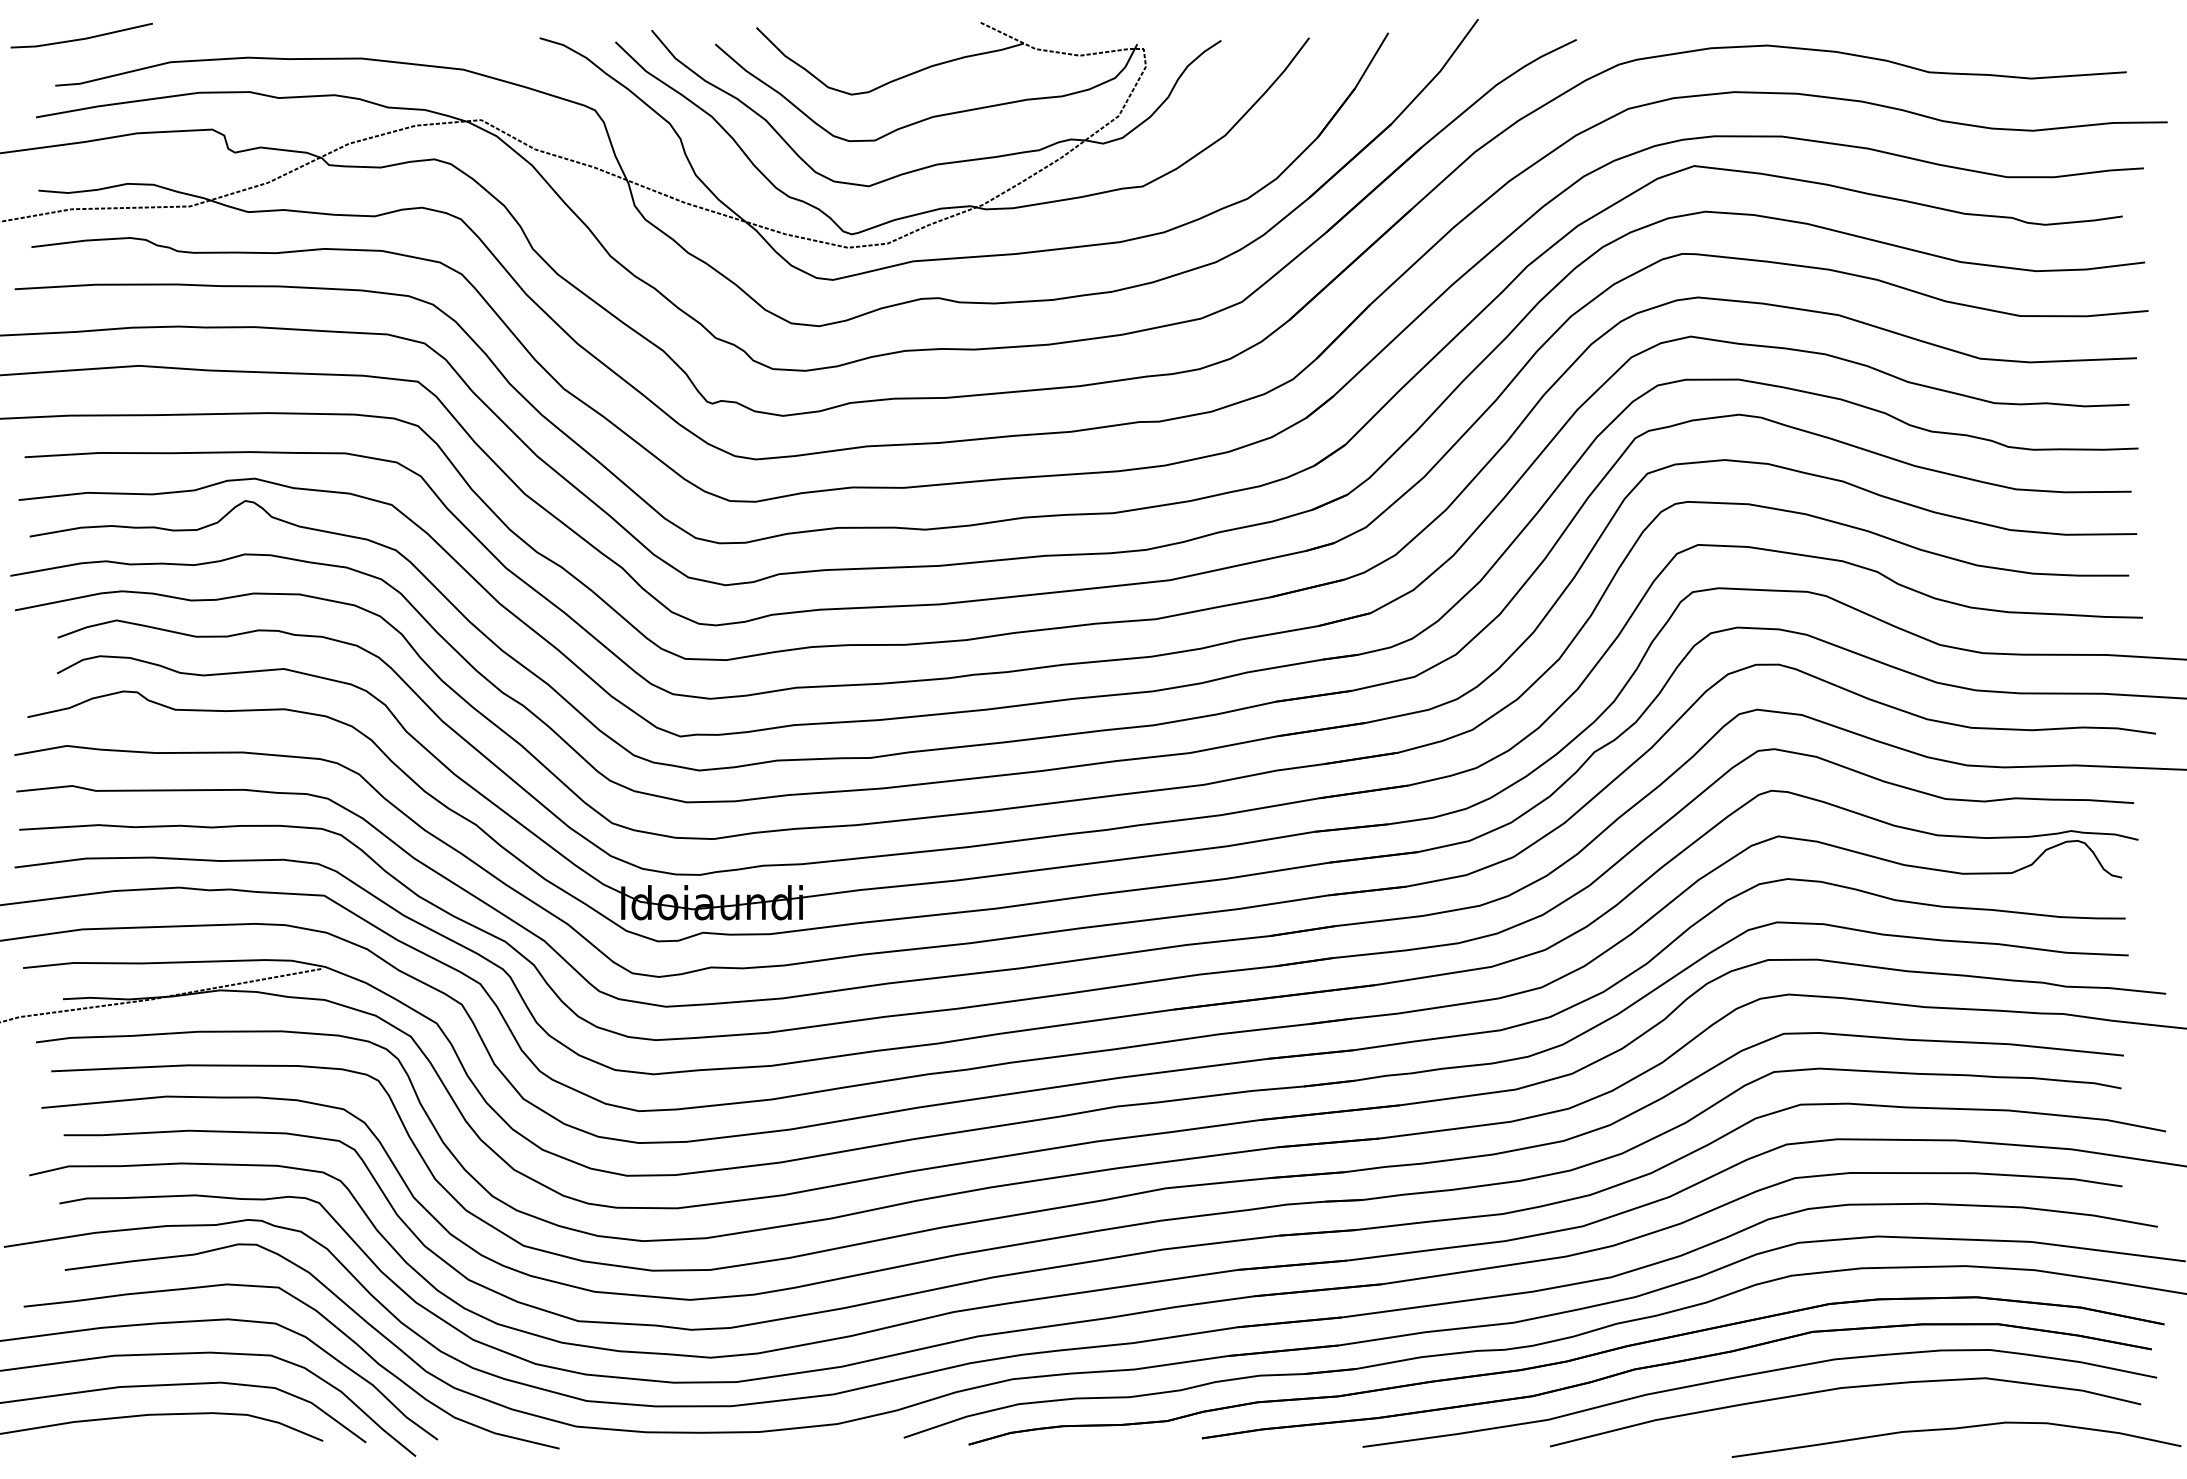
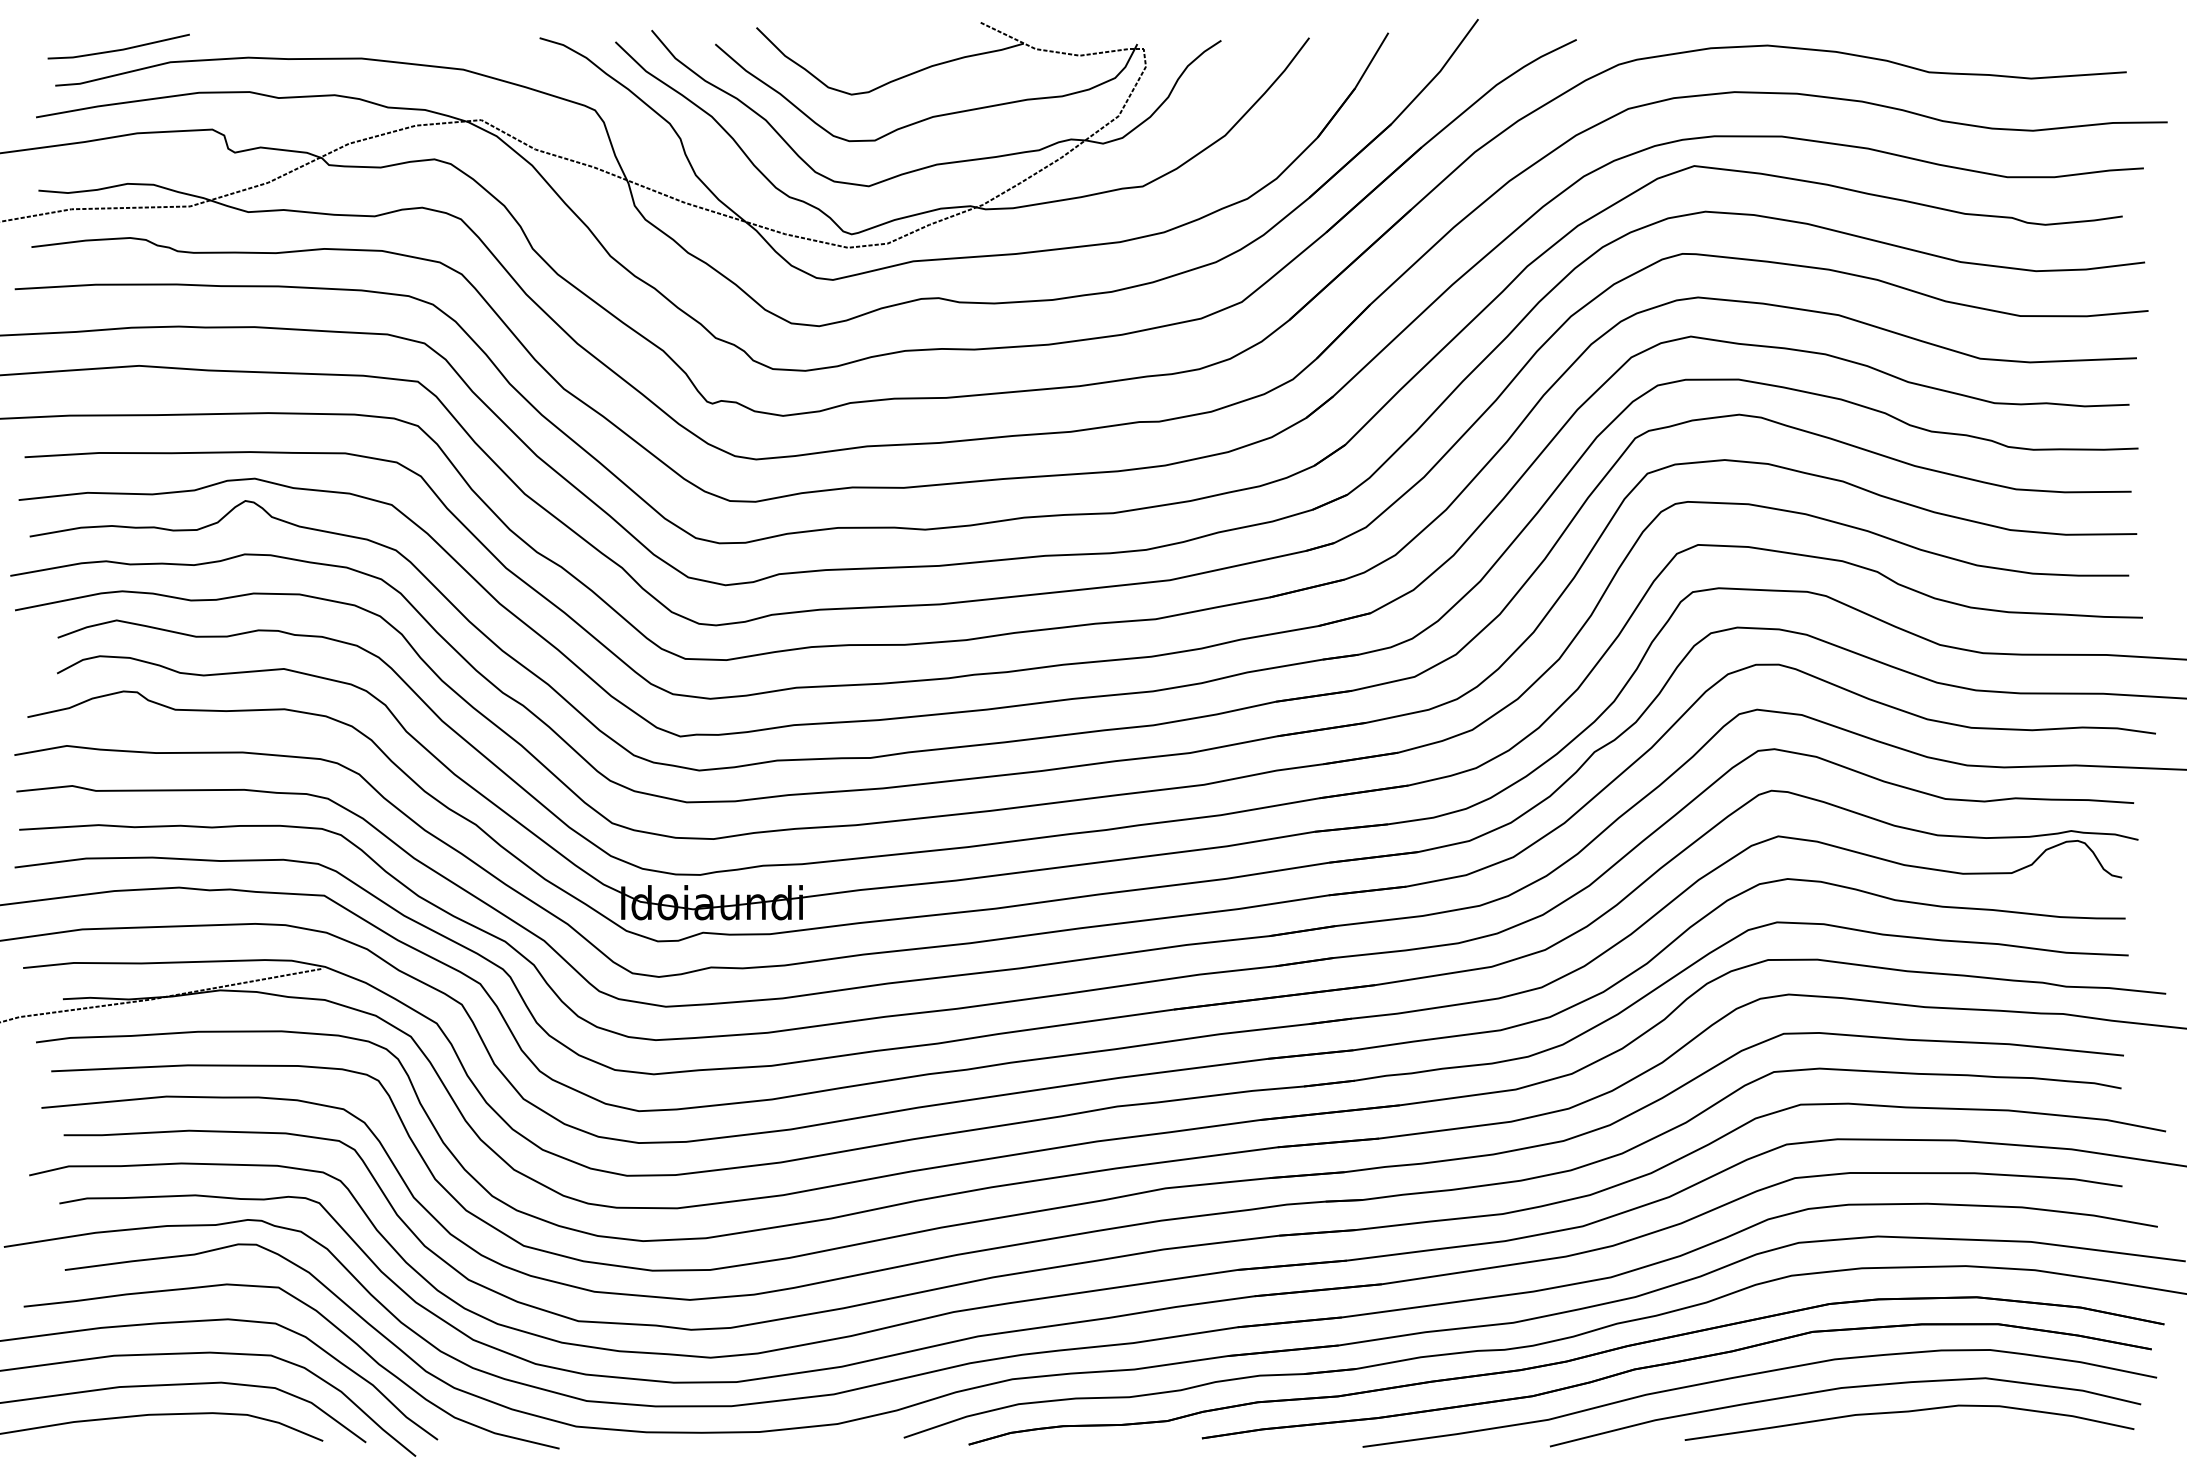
line position: (81, 38) -> (118, 49) (118, 49)
part position: (1956, 1429) -> (1909, 1412) (1909, 1412)
